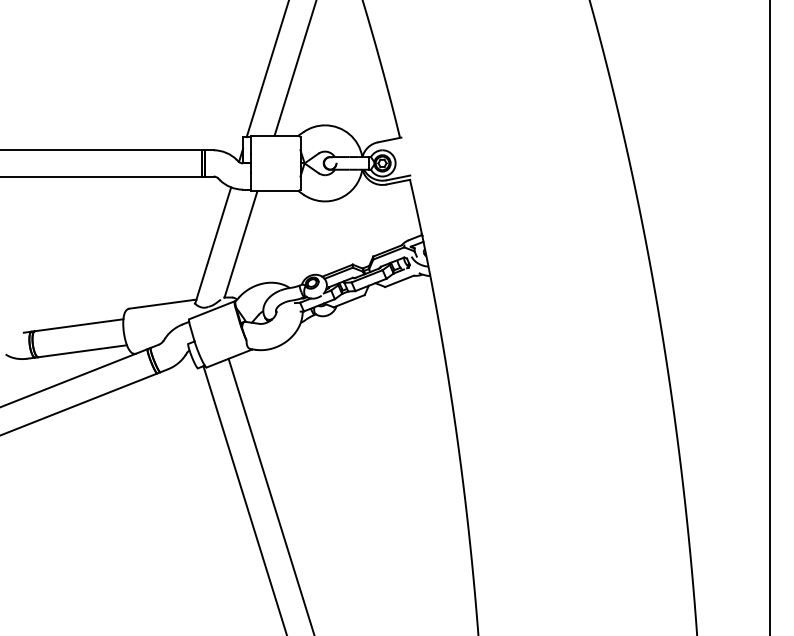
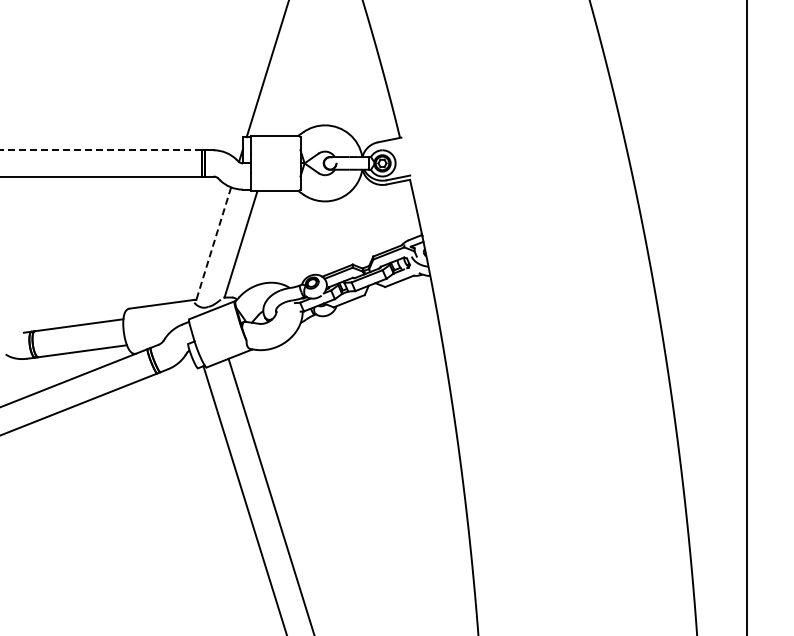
line: present -> none (294, 68)
line: solid -> dashed (101, 150)
line: solid -> dashed (213, 245)
line position: (770, 317) -> (747, 317) (747, 317)
